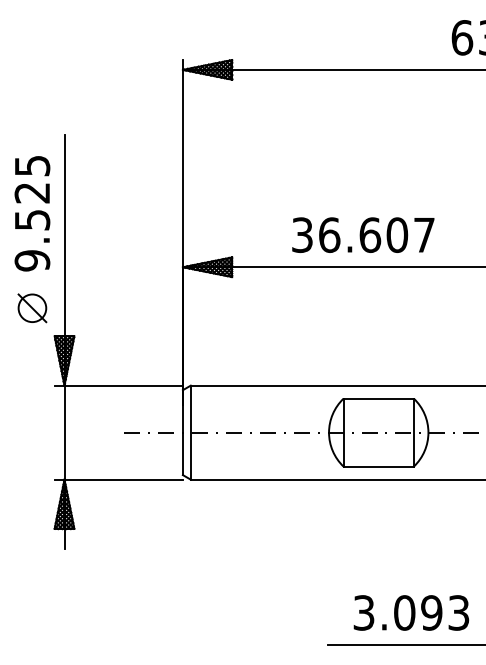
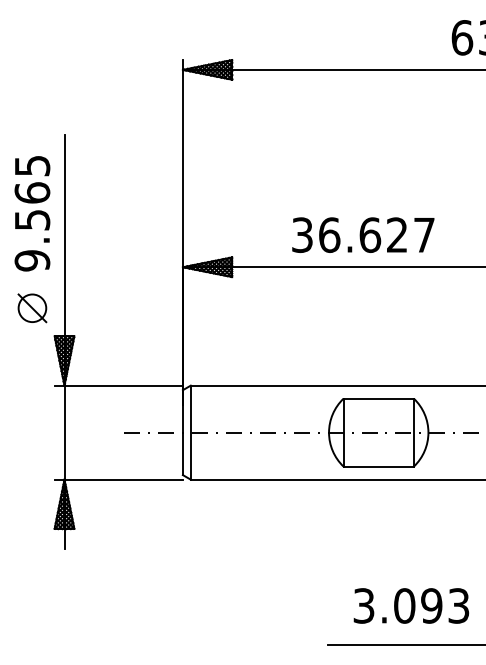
text: 9.525 -> 9.565 (32, 192)
text: 36.607 -> 36.627 (397, 235)
text position: (411, 612) -> (411, 605) (411, 605)
